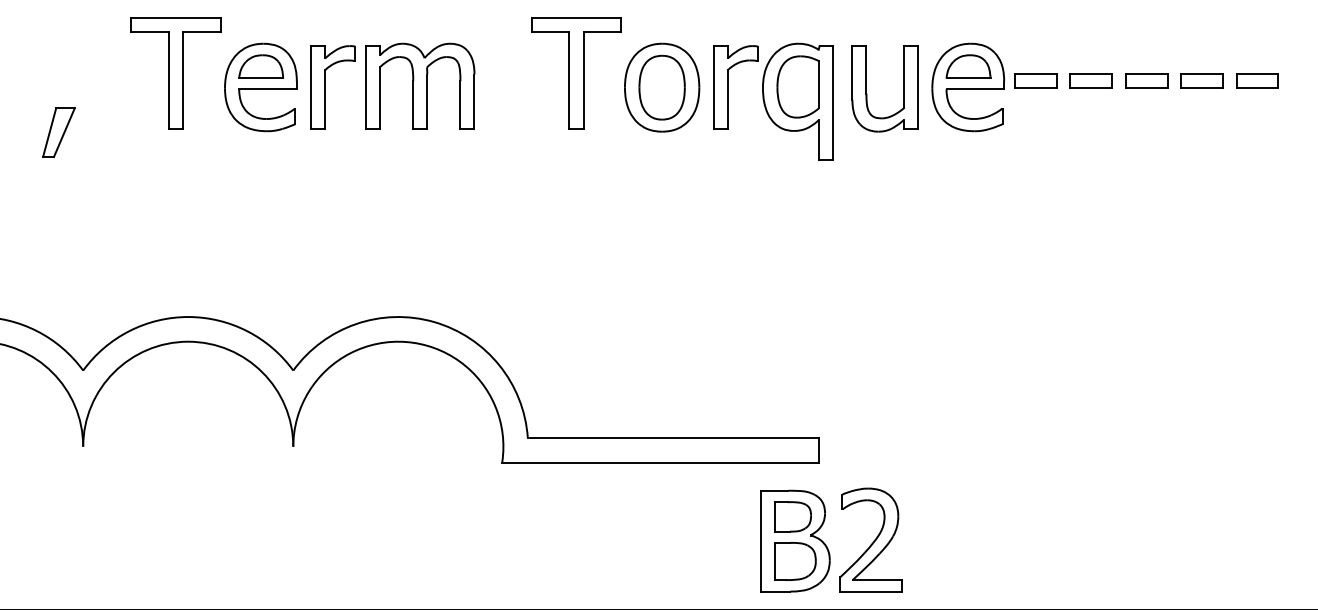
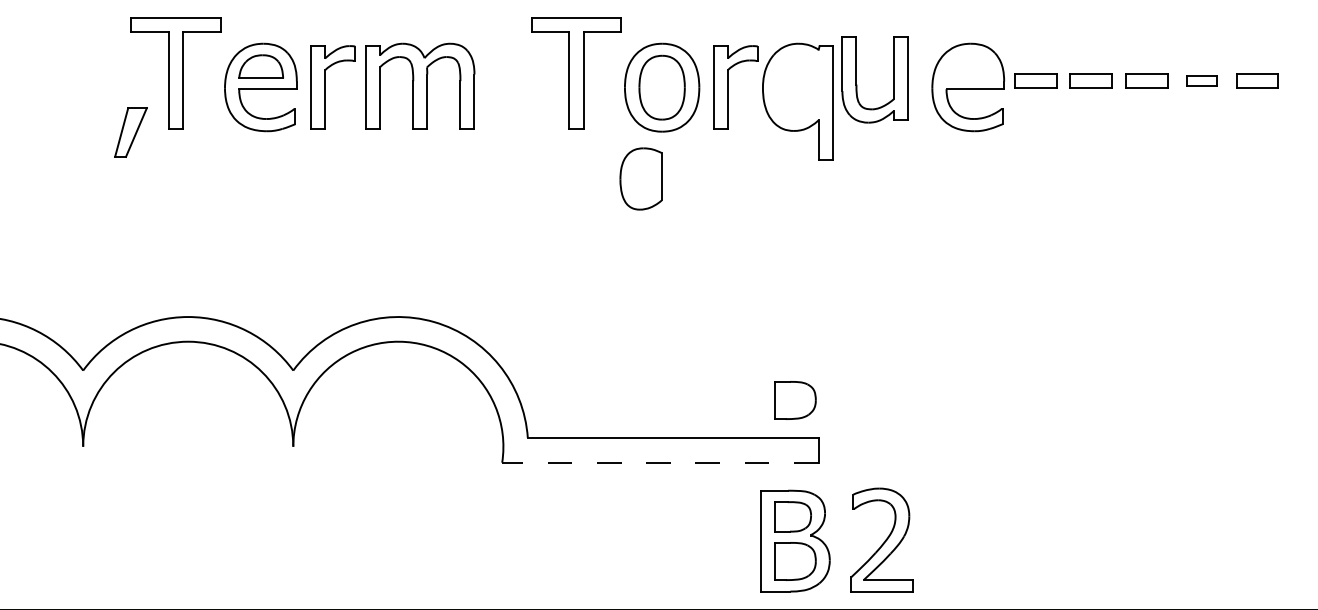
part: present -> none (968, 66)
part size: 44x16 px -> 32x12 px (1201, 80)
part position: (797, 86) -> (640, 178) (640, 178)
part position: (867, 93) -> (857, 84) (857, 84)
part position: (58, 132) -> (130, 132) (130, 132)
part: none -> present (795, 400)
line: solid -> dashed (659, 462)
part position: (870, 539) -> (881, 539) (881, 539)
